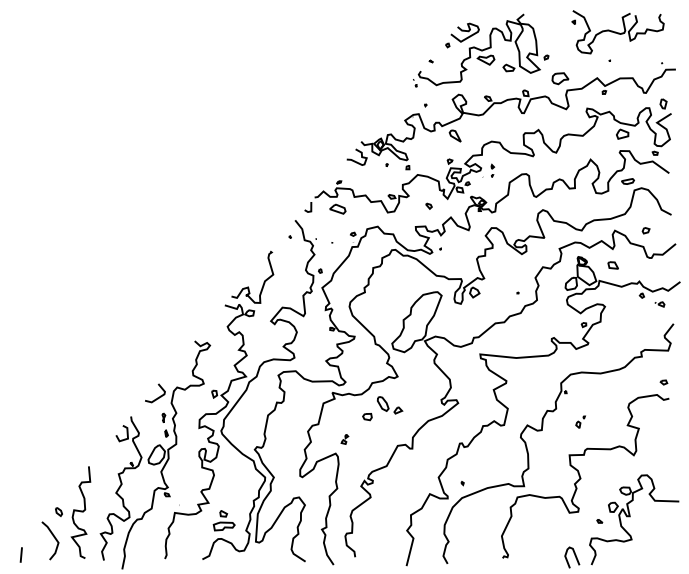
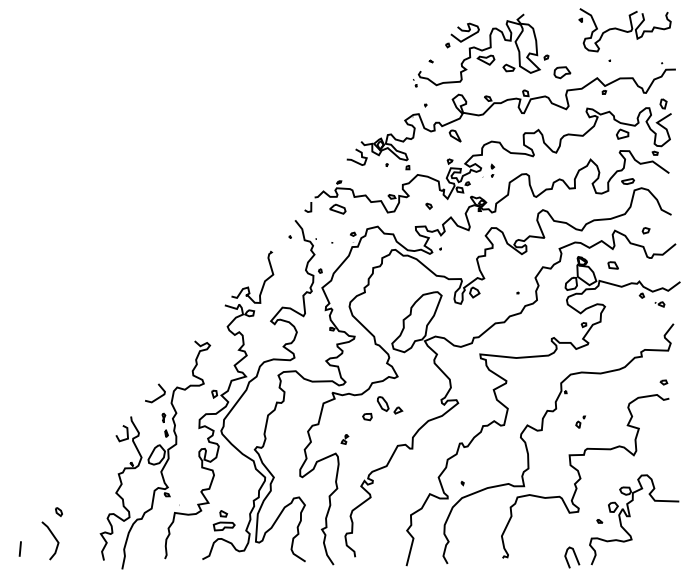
part position: (617, 32) -> (624, 30) (624, 30)
part position: (560, 78) -> (562, 72) (562, 72)
curve: present -> none (80, 512)
line position: (20, 554) -> (19, 548) (19, 548)
